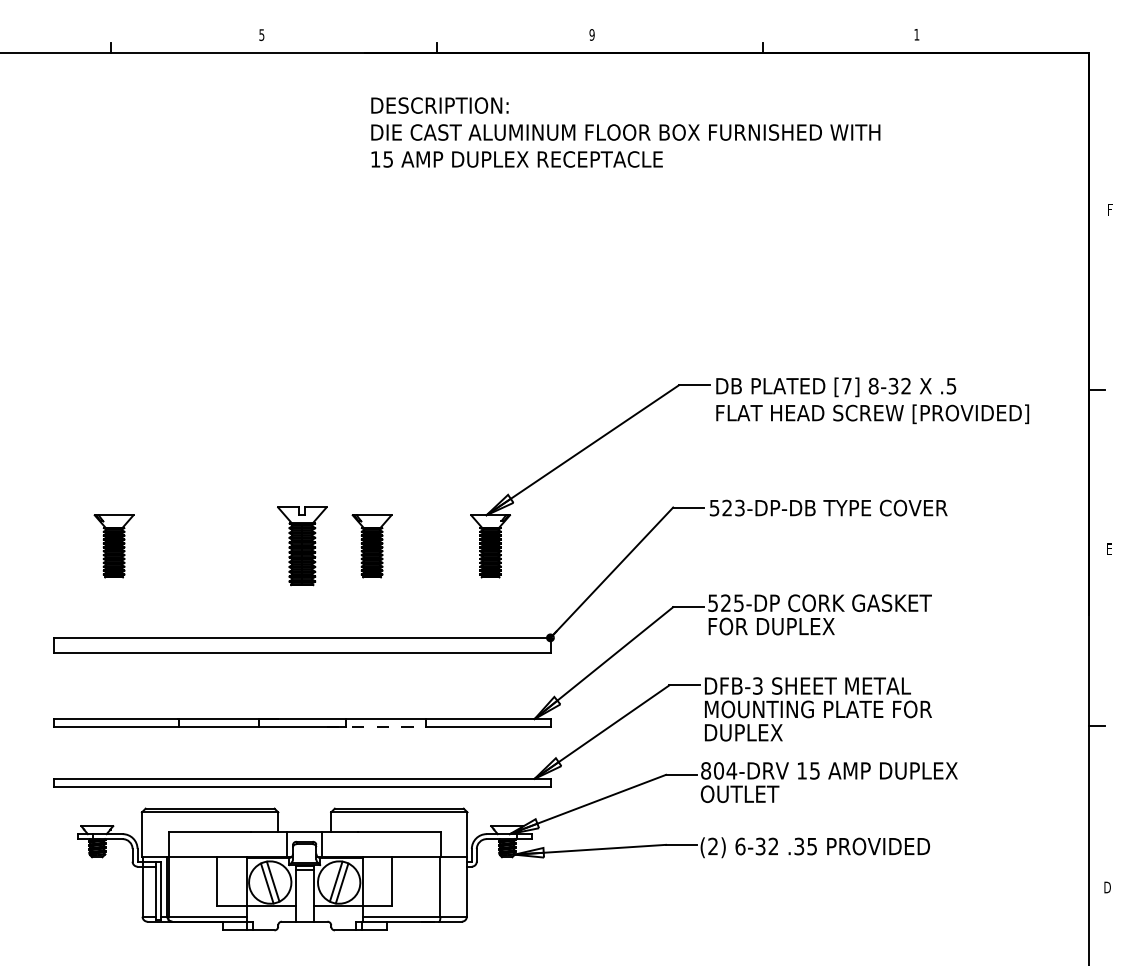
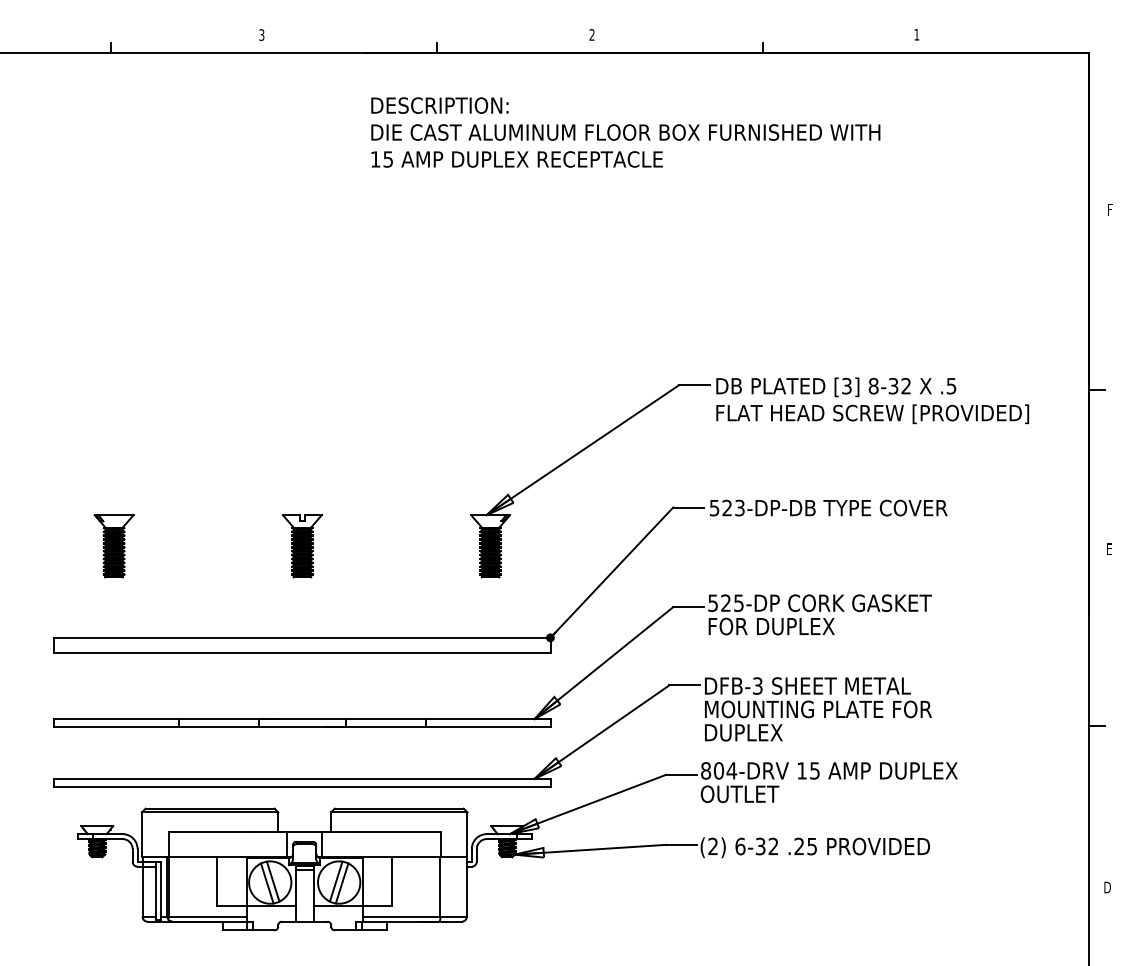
text: 5 -> 3 (261, 34)
text: 9 -> 2 (591, 34)
text: [7] -> [3] (846, 385)
part size: 51x81 px -> 41x65 px (302, 546)
part: present -> none (371, 546)
line: dashed -> solid (376, 726)
text: .35 -> .25 (799, 846)
